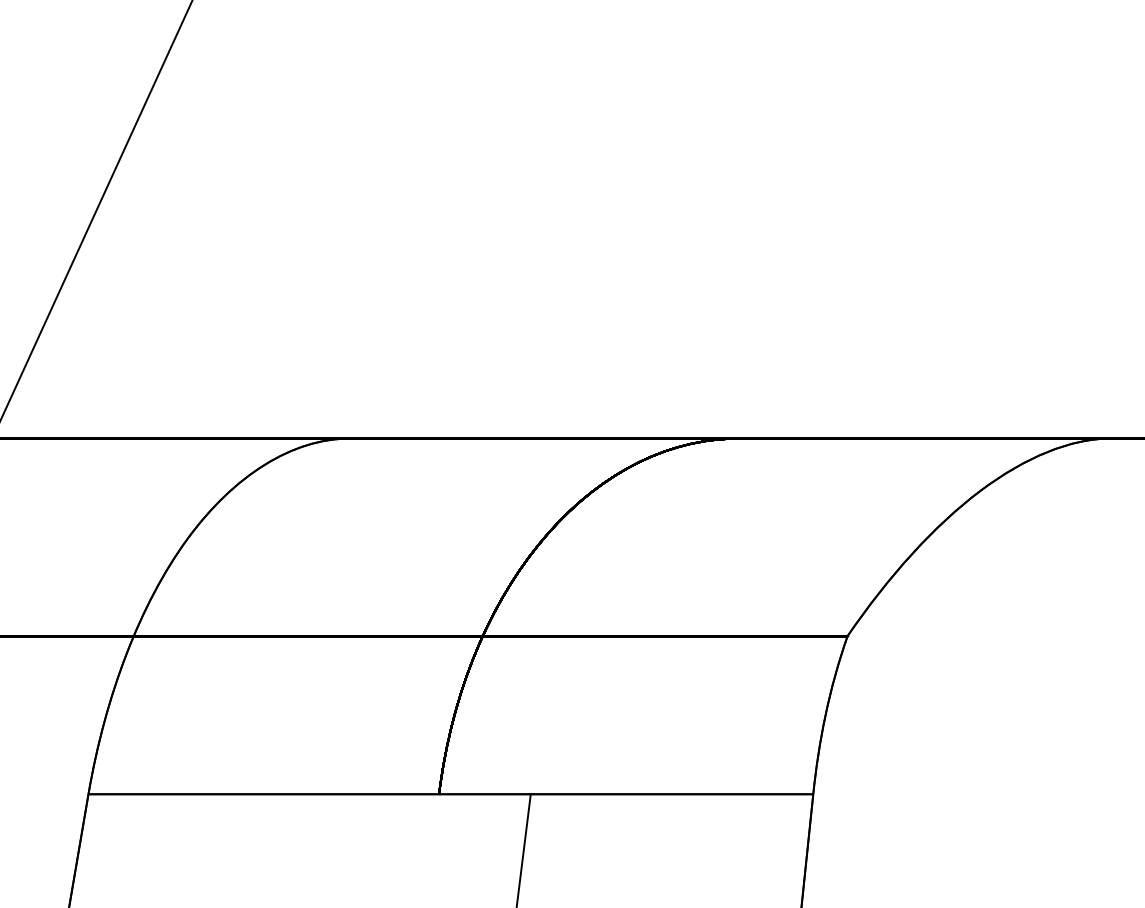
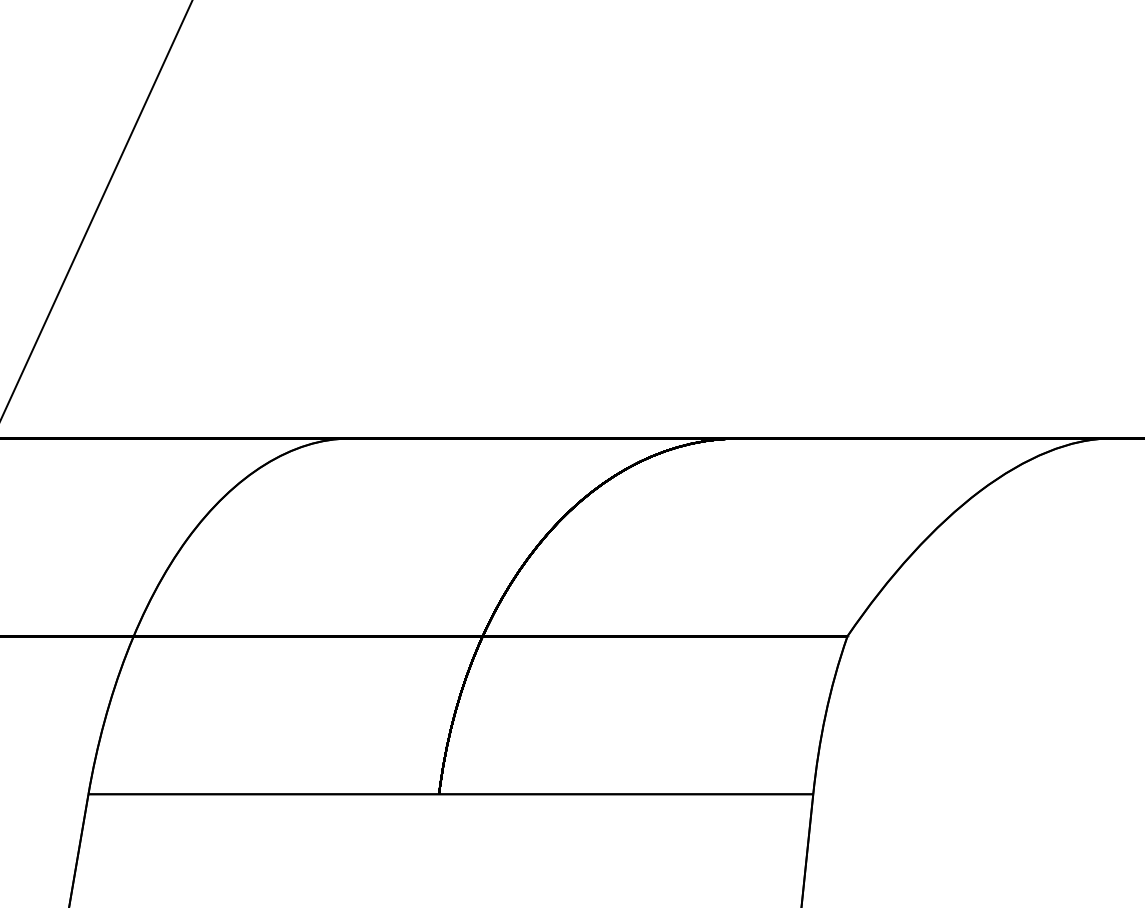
line: present -> none (523, 849)
